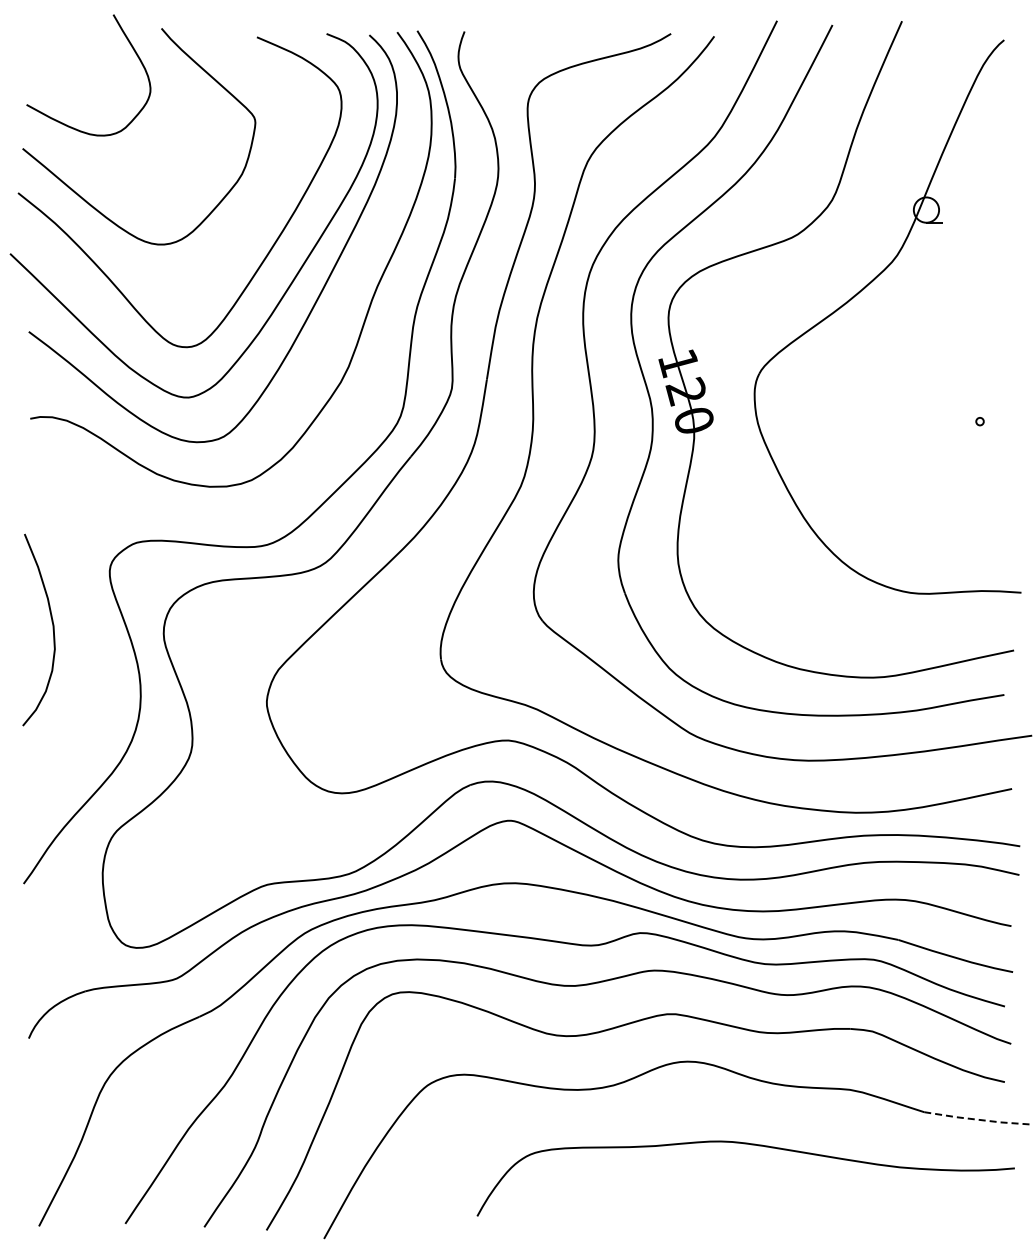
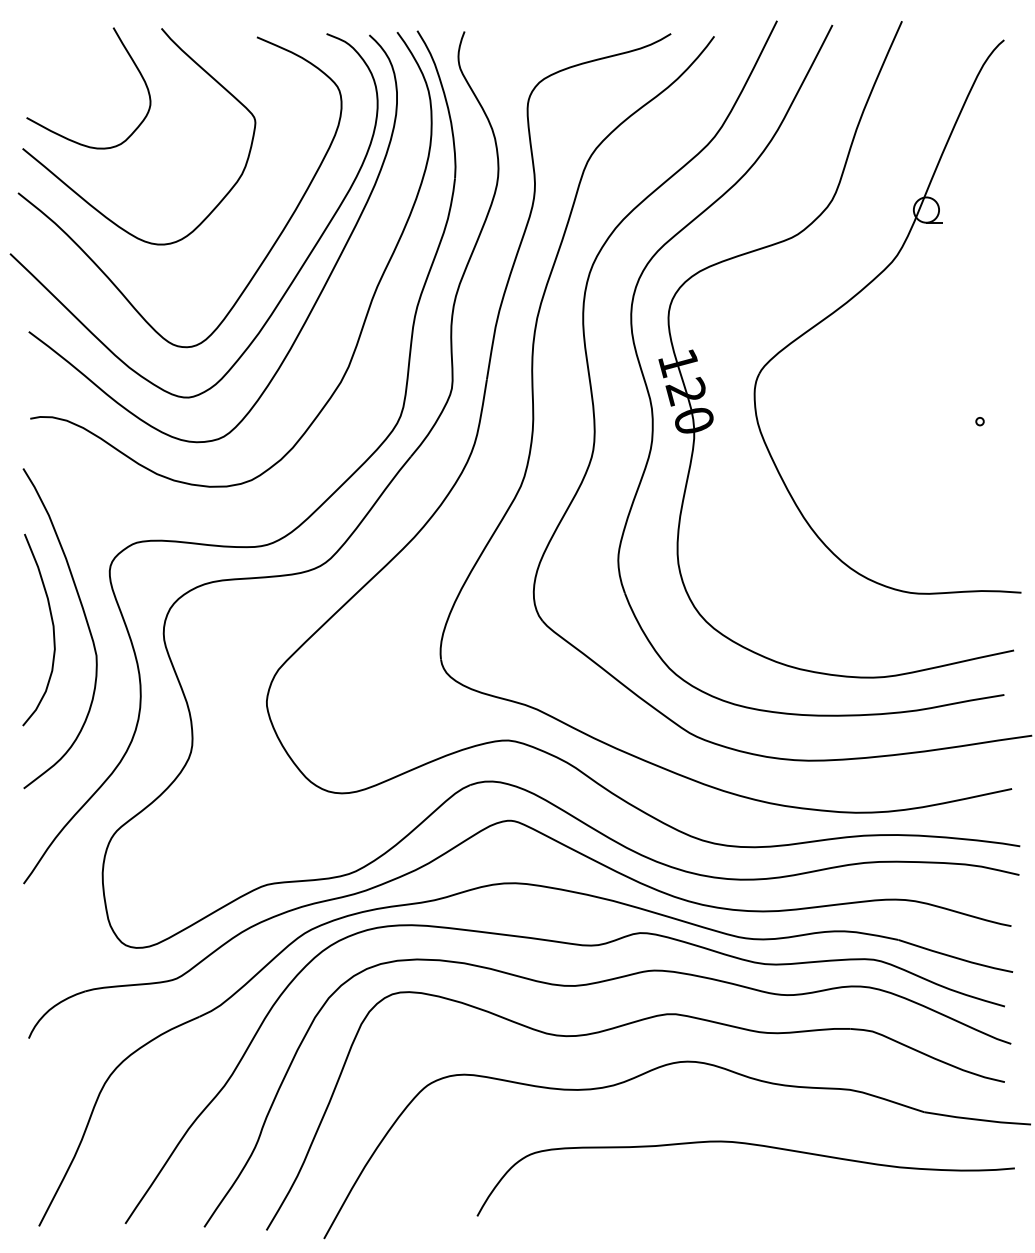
curve position: (131, 47) -> (131, 60) (131, 60)
curve: none -> present (85, 620)
line: dashed -> solid (978, 1119)
